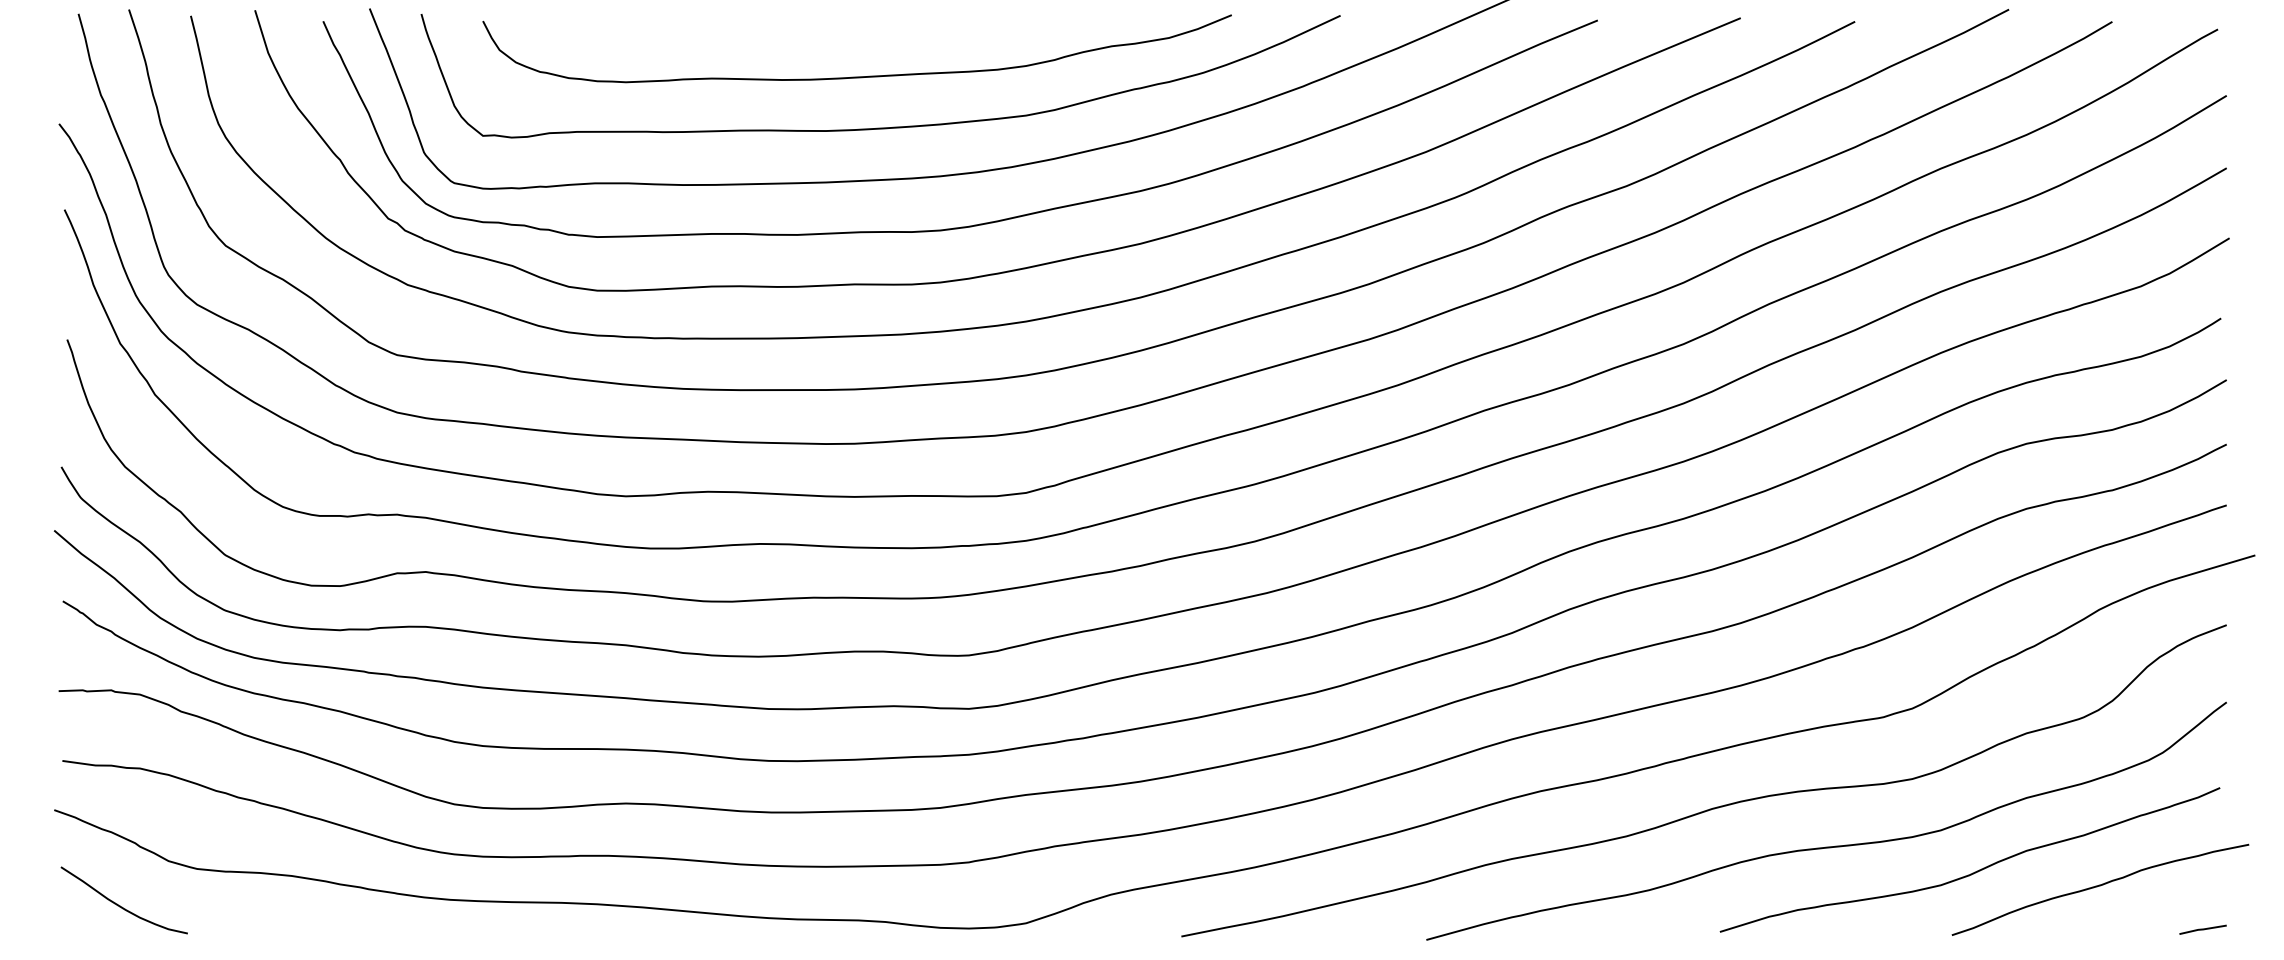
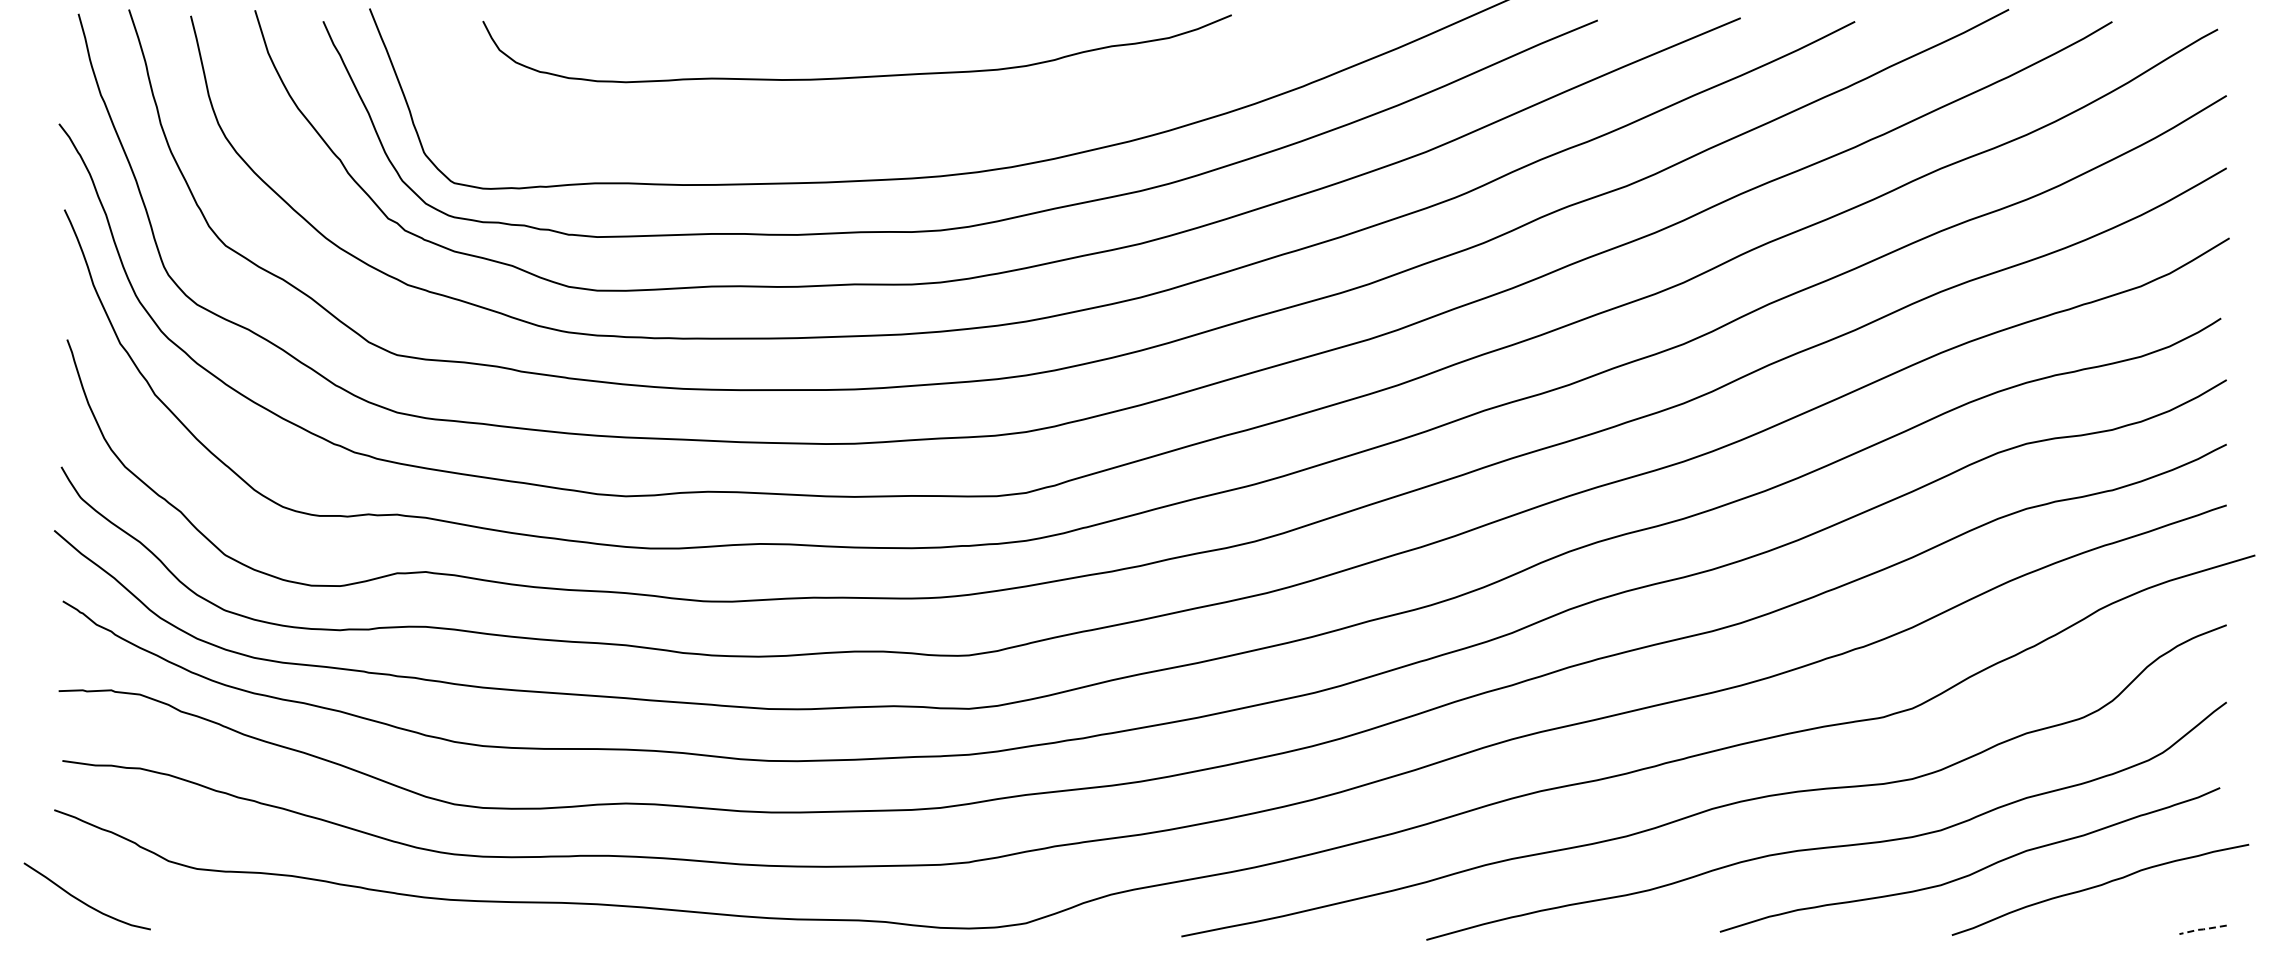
curve: present -> none (880, 127)
curve position: (120, 905) -> (83, 901) (83, 901)
line: solid -> dashed (2202, 929)
